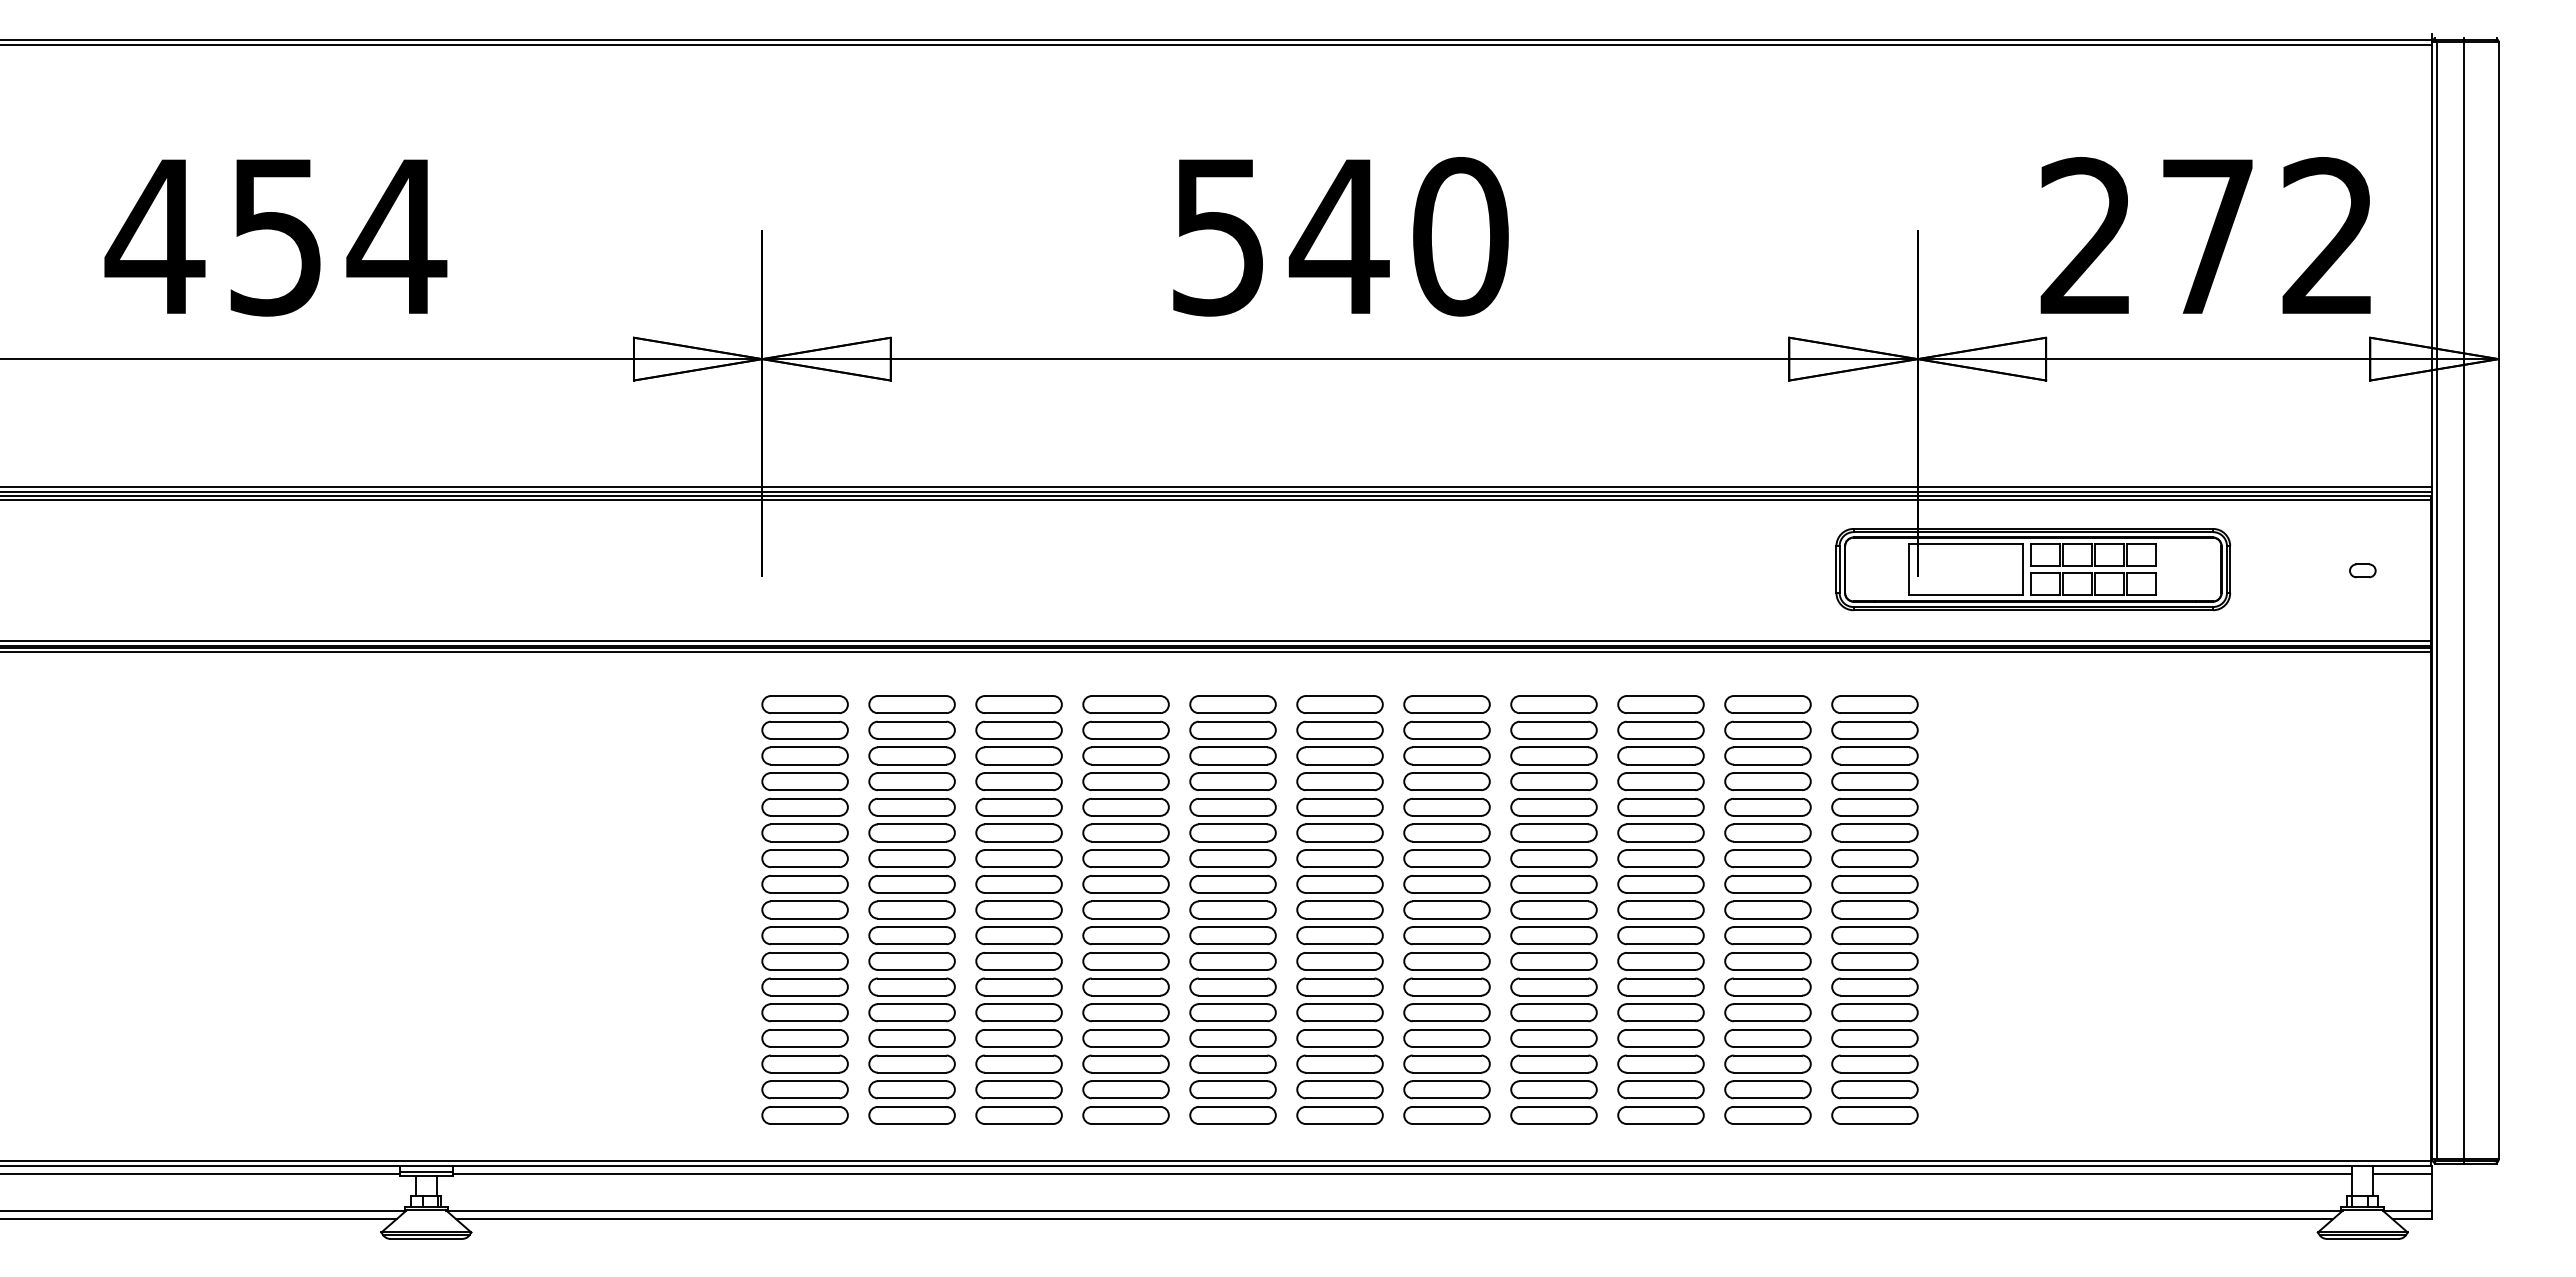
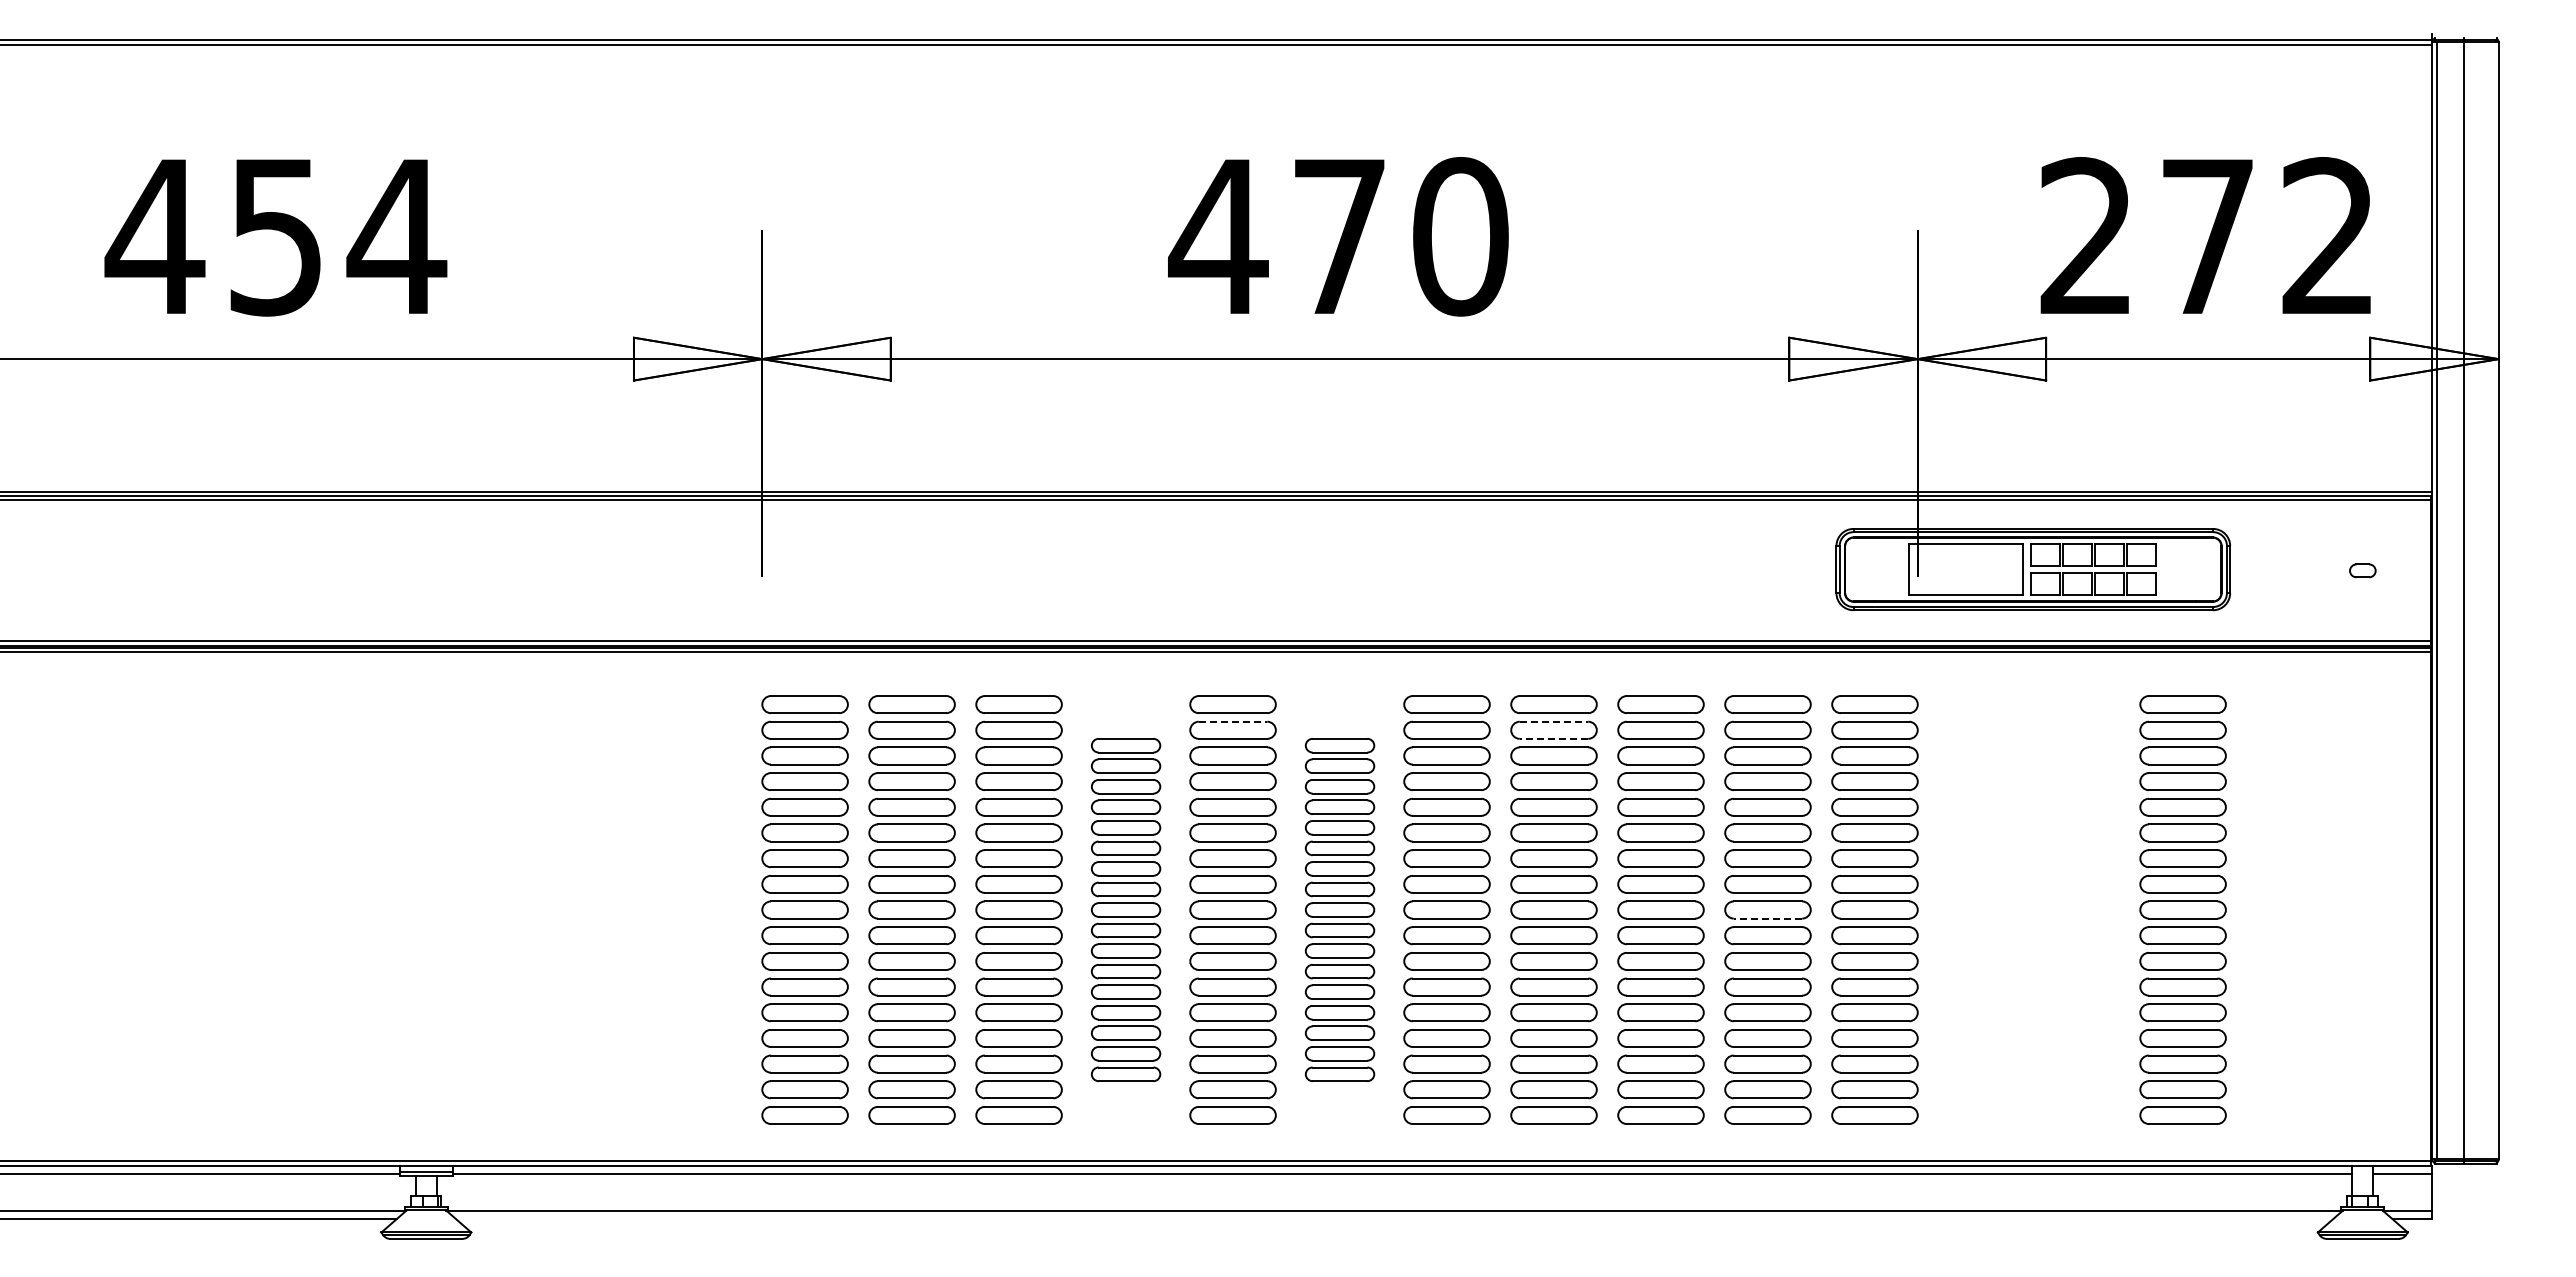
text: 540 -> 470 (1278, 237)
line: present -> none (1217, 487)
line: solid -> dashed (1233, 721)
line: solid -> dashed (1554, 721)
line: solid -> dashed (1553, 738)
part size: 88x430 px -> 71x344 px (1126, 909)
part size: 88x430 px -> 72x344 px (1339, 909)
part: none -> present (2182, 909)
line: solid -> dashed (1767, 918)
line: present -> none (1394, 1219)
